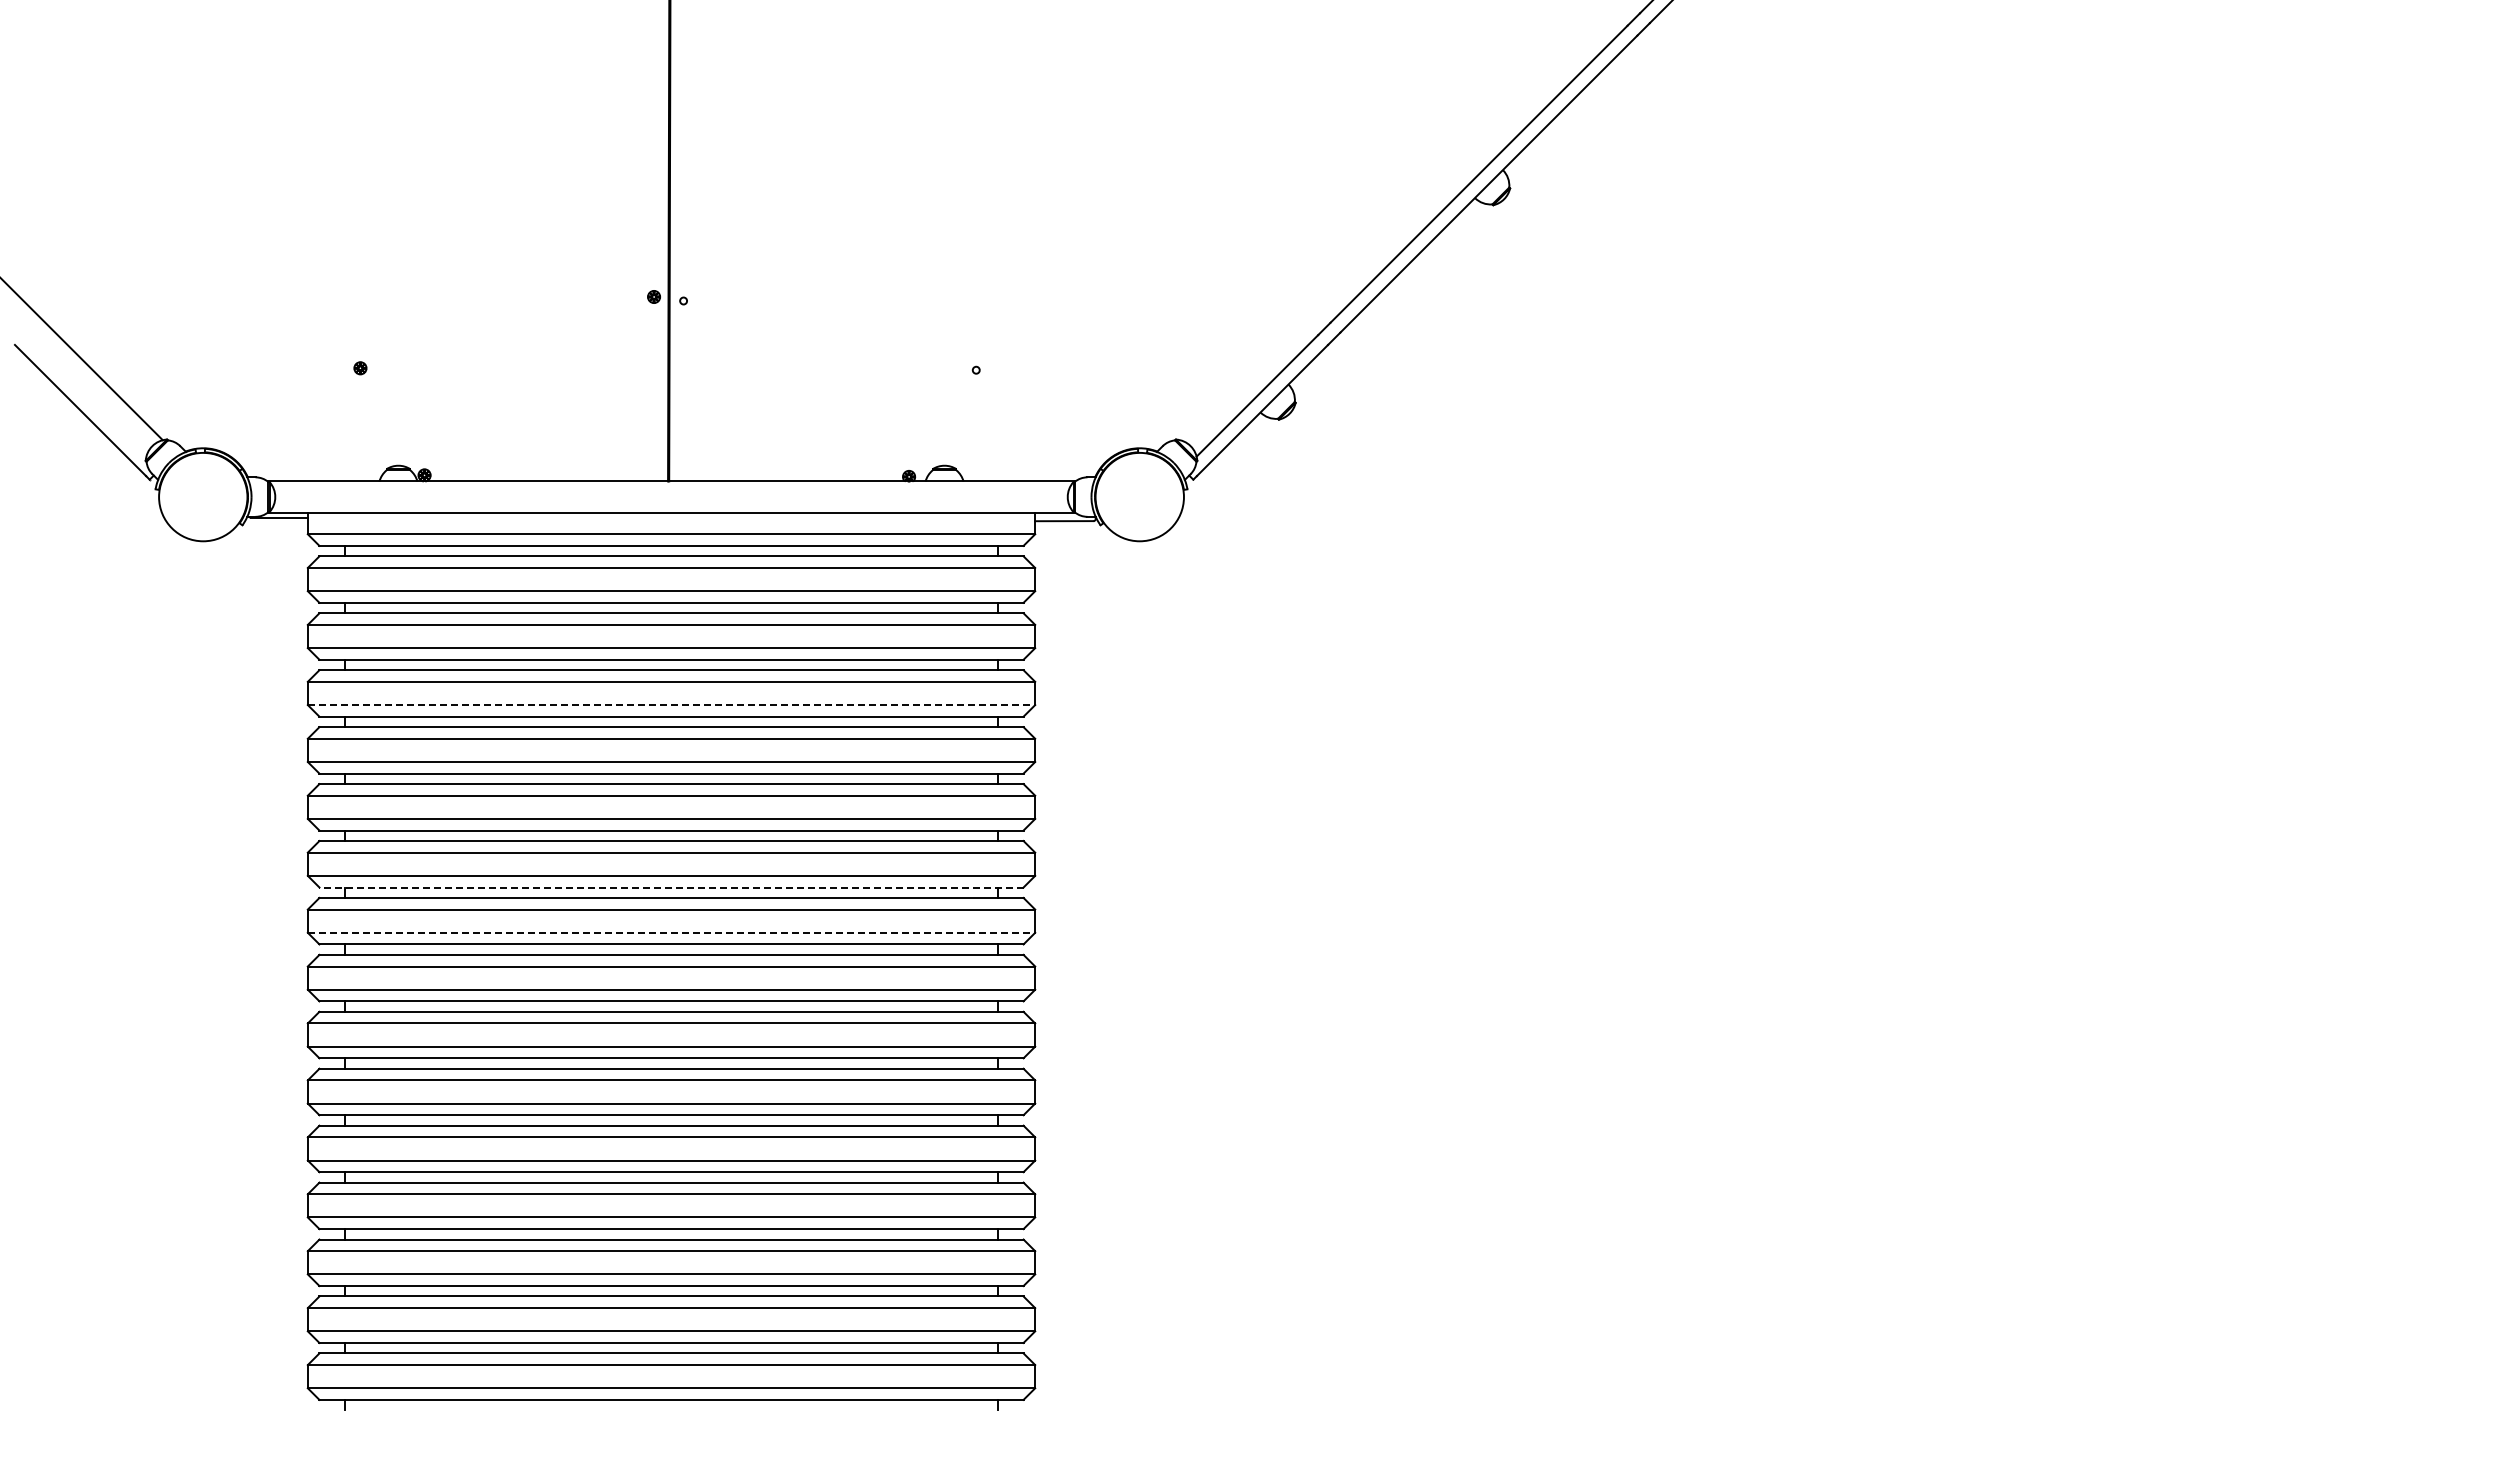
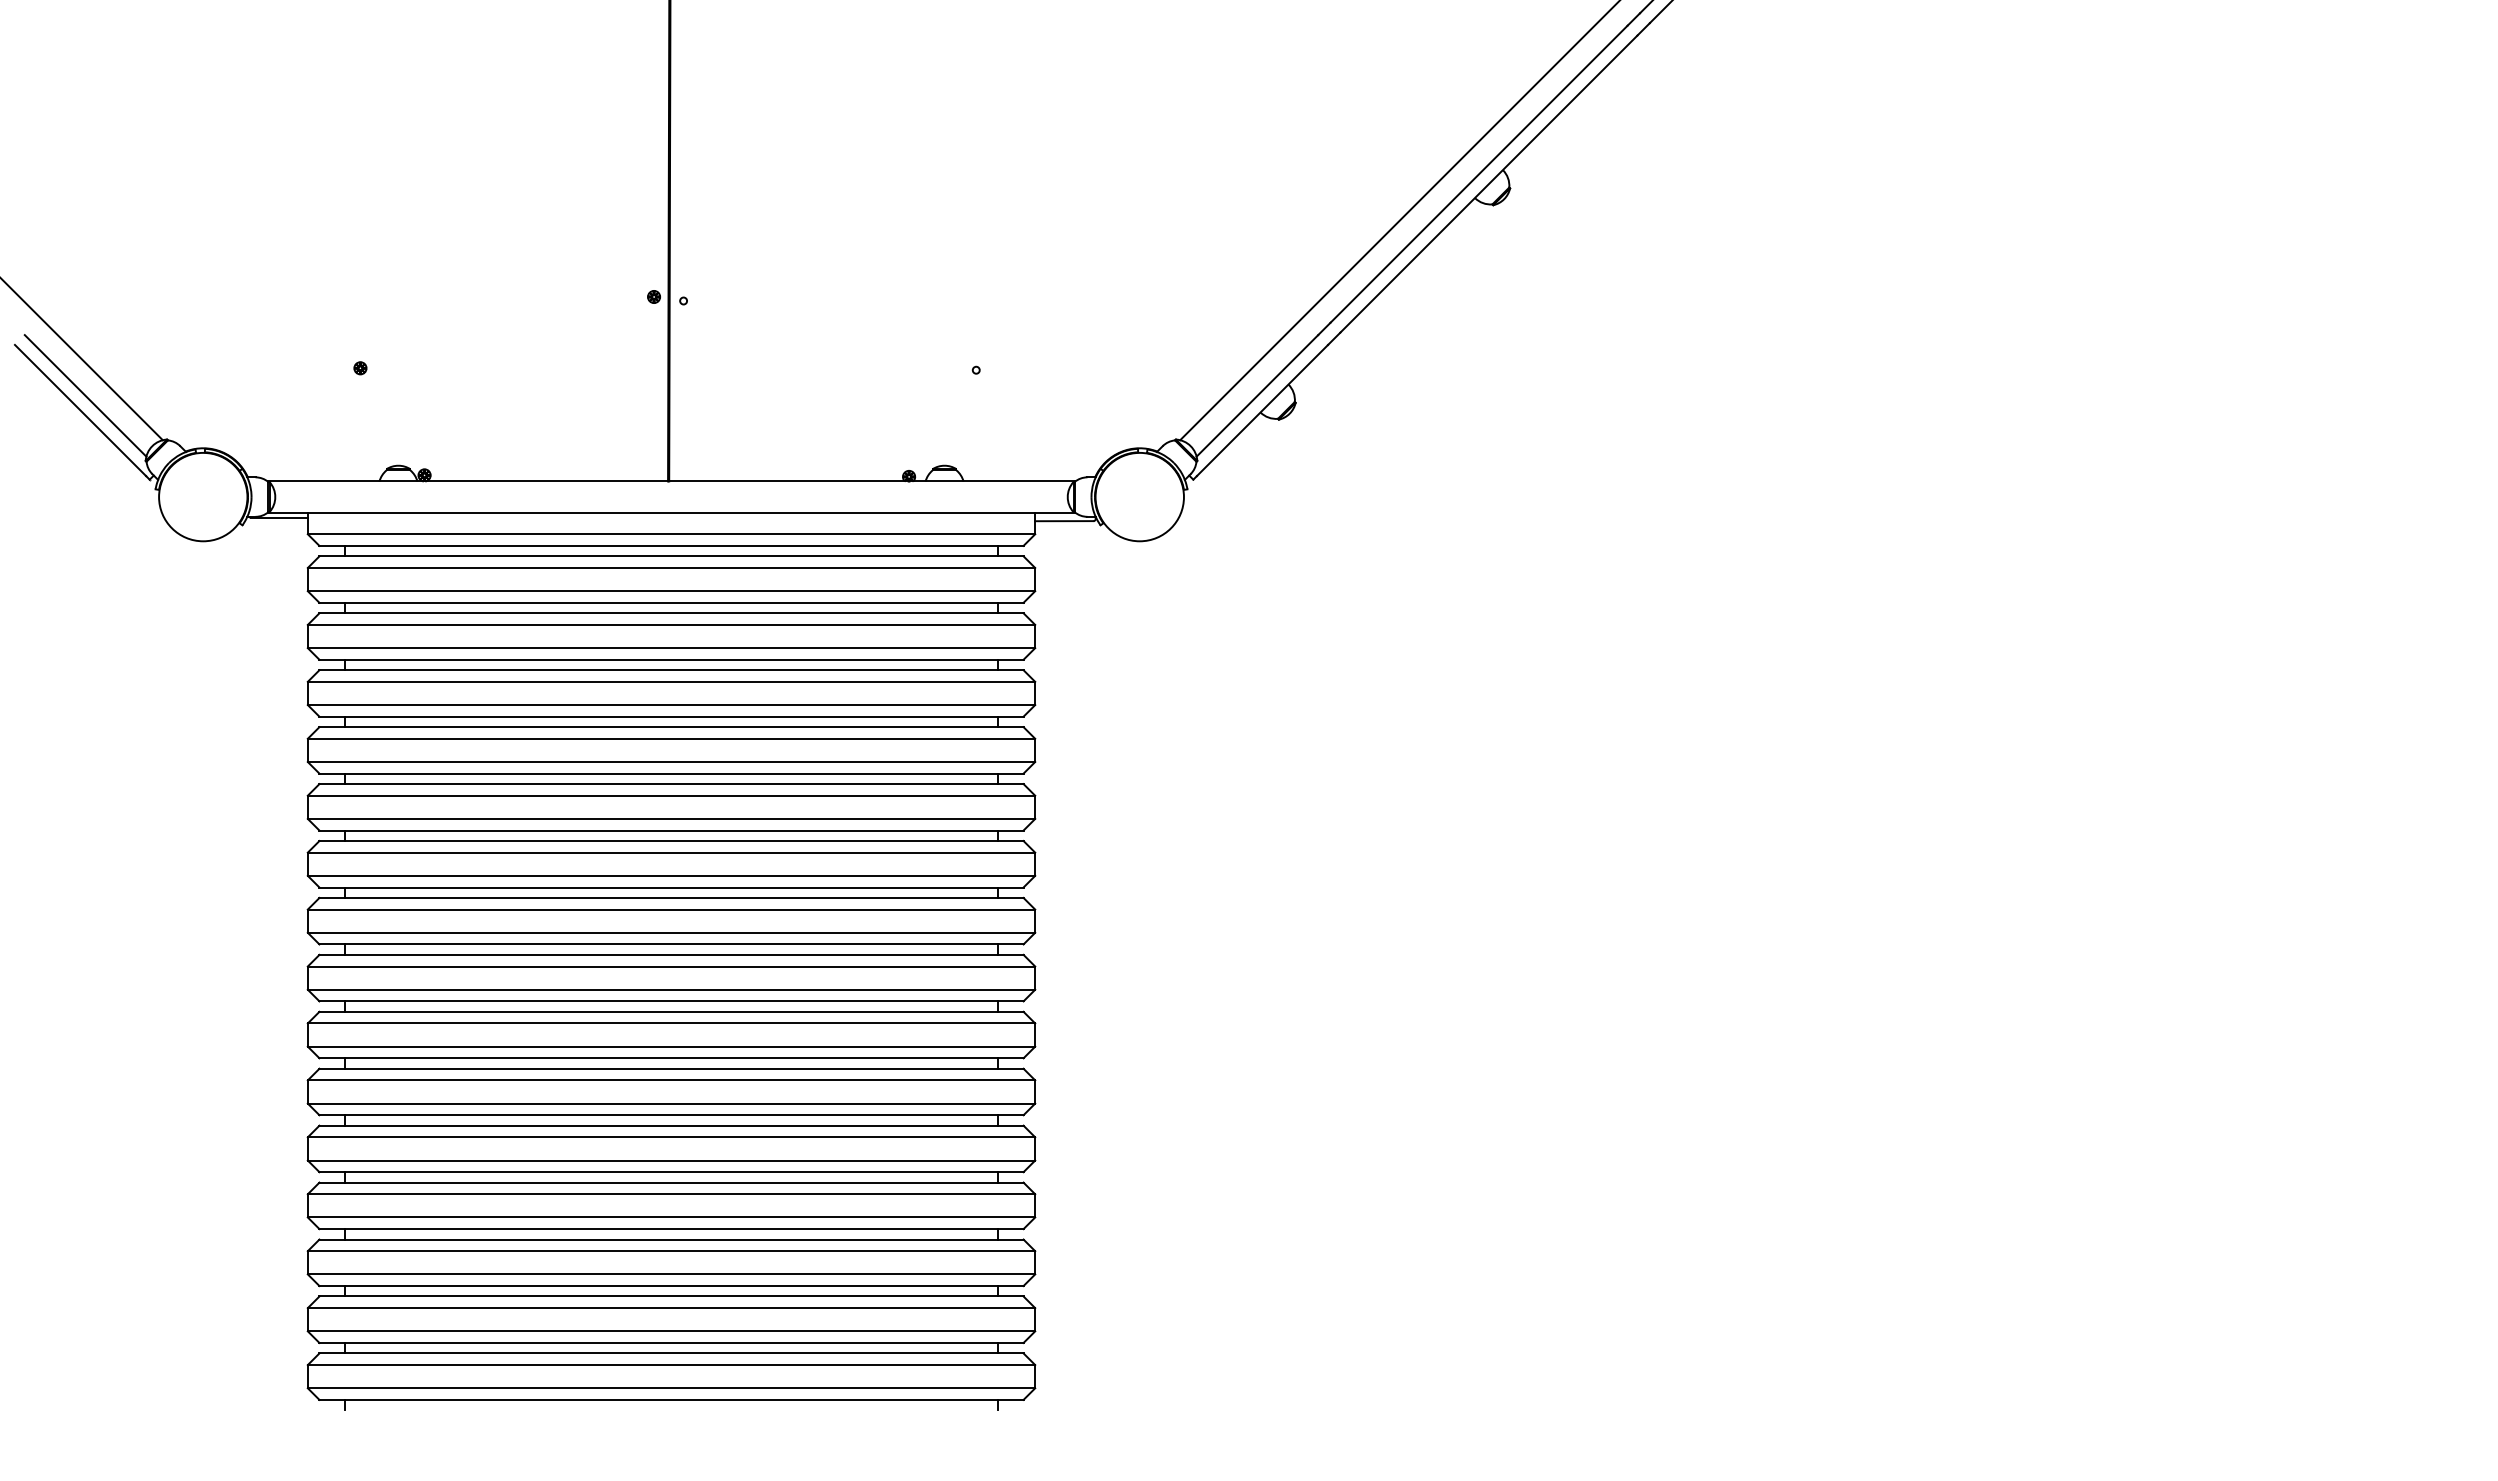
line: none -> present (1399, 221)
line: none -> present (85, 395)
line: dashed -> solid (671, 705)
line: dashed -> solid (671, 887)
line: dashed -> solid (671, 932)
